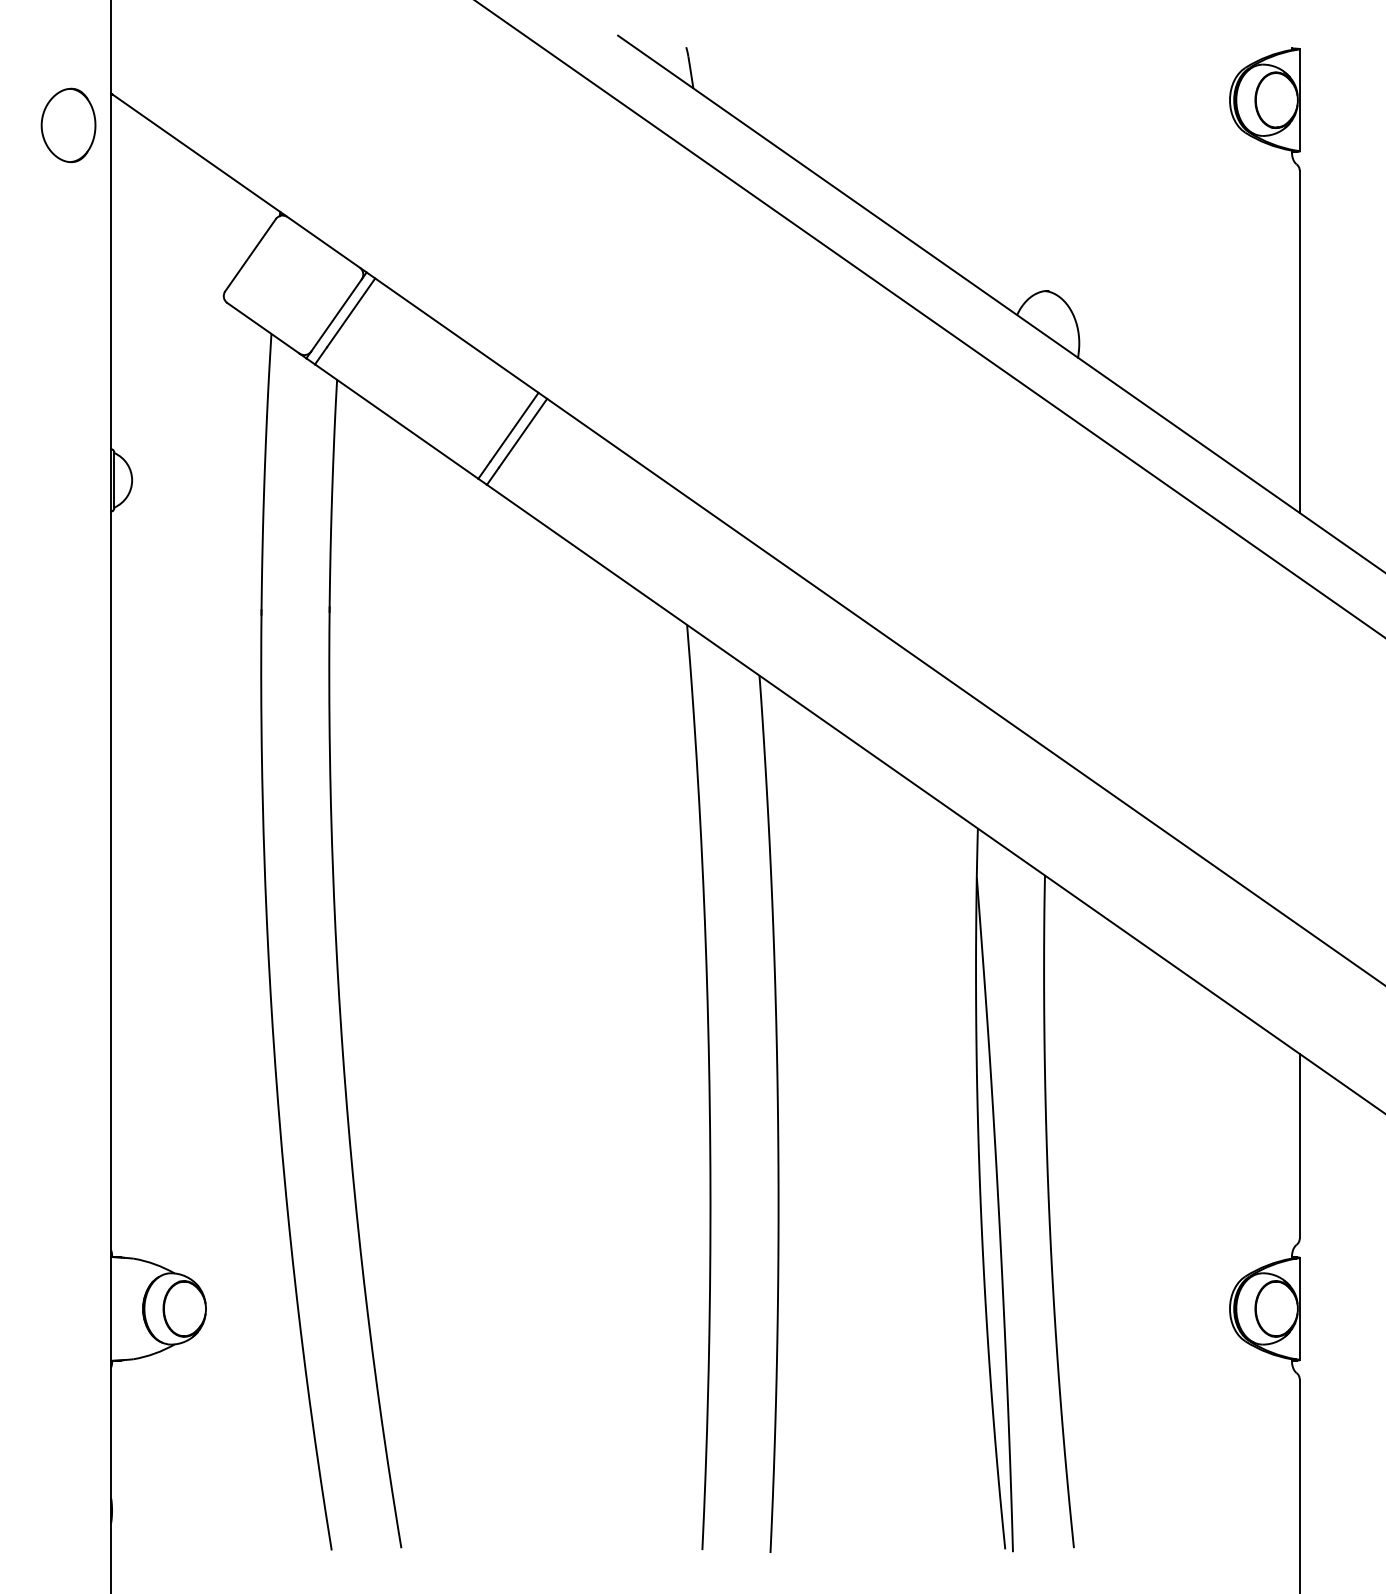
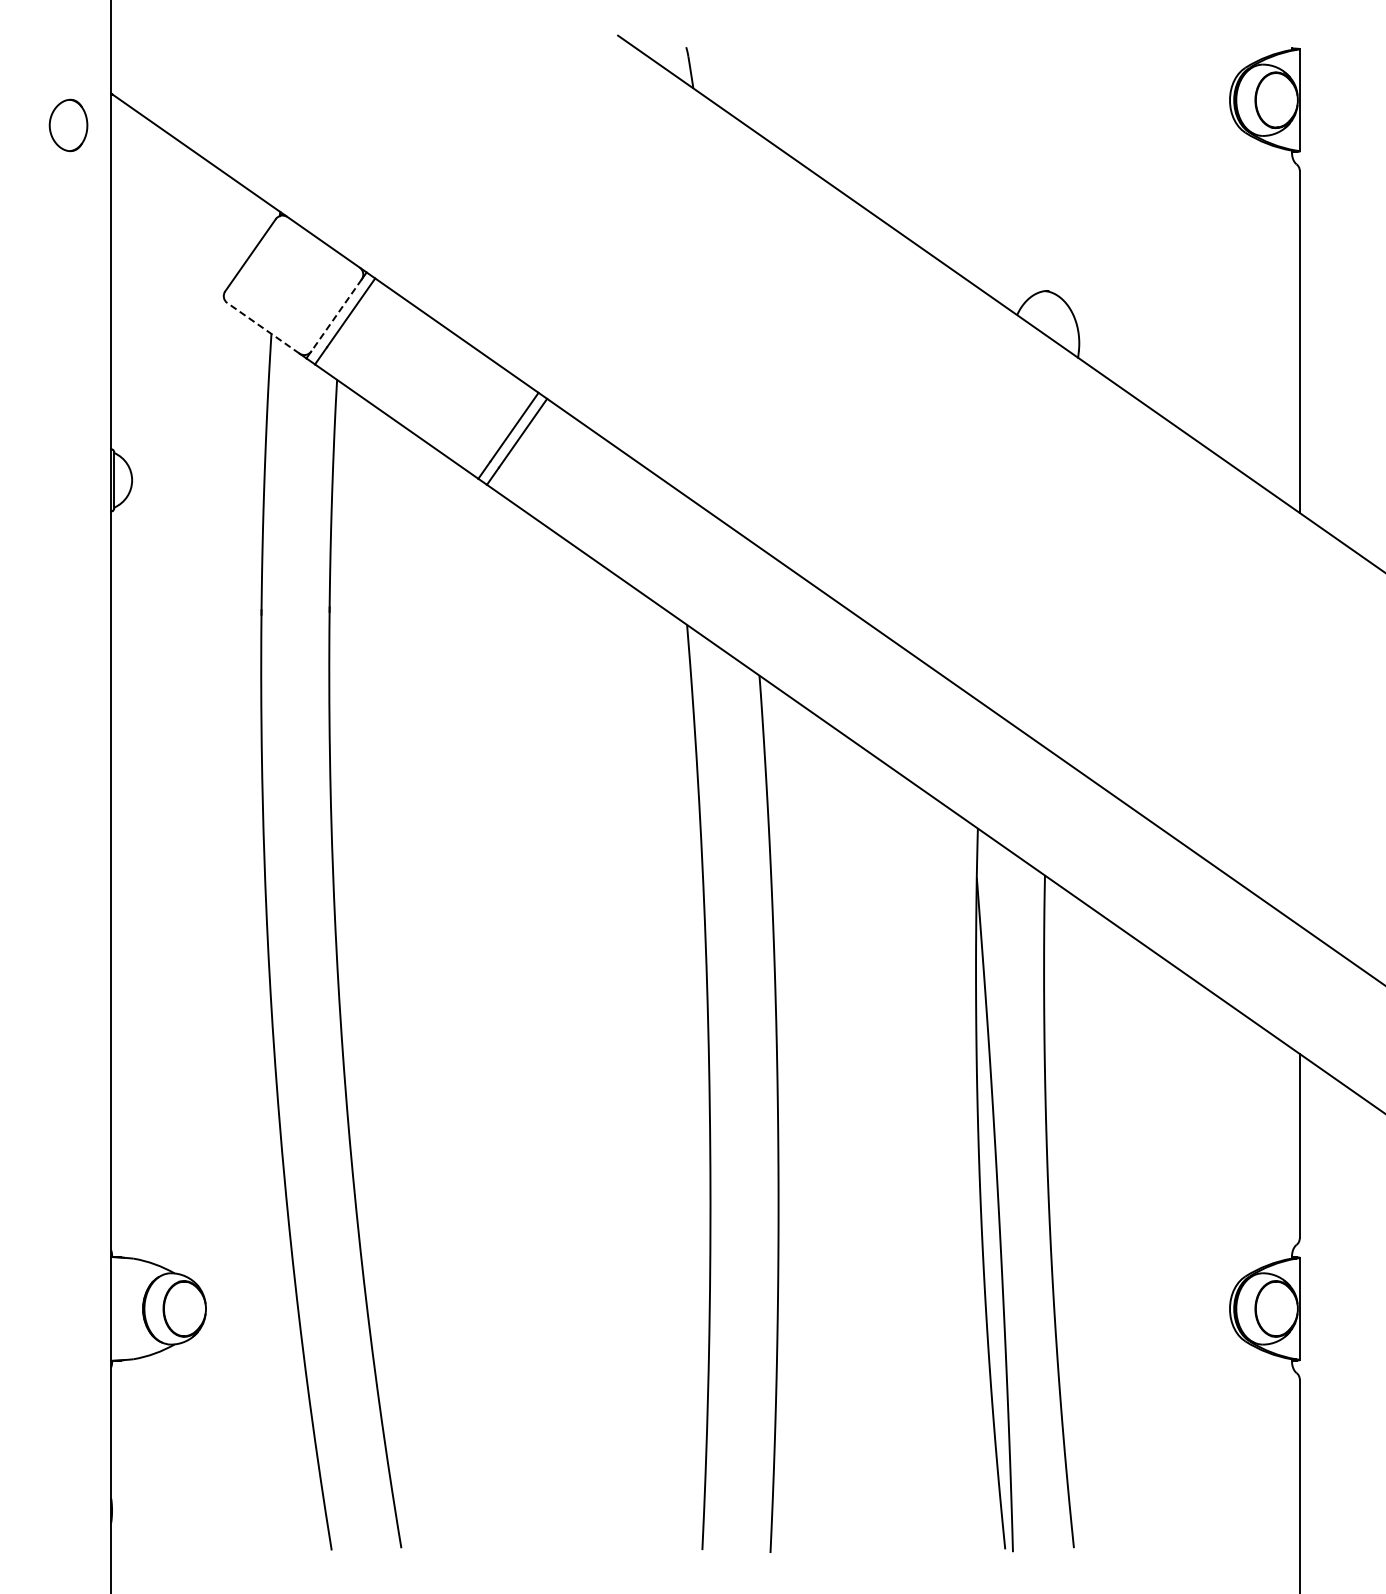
part size: 57x77 px -> 41x55 px (68, 125)
line: solid -> dashed (336, 315)
line: present -> none (929, 319)
line: solid -> dashed (263, 328)
